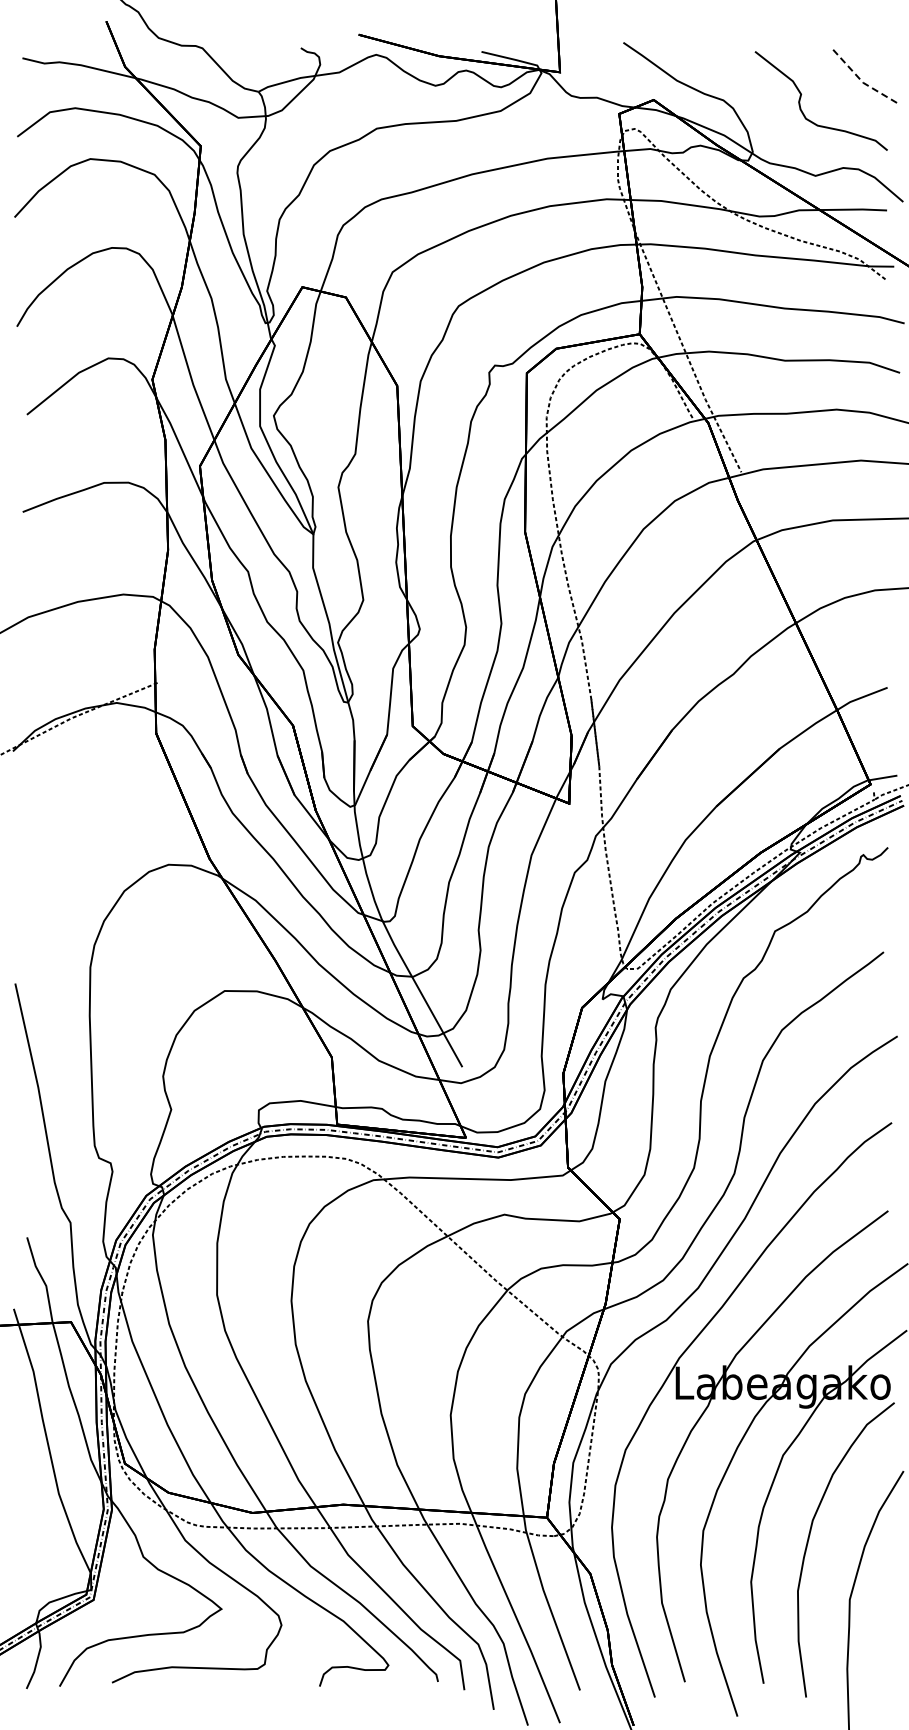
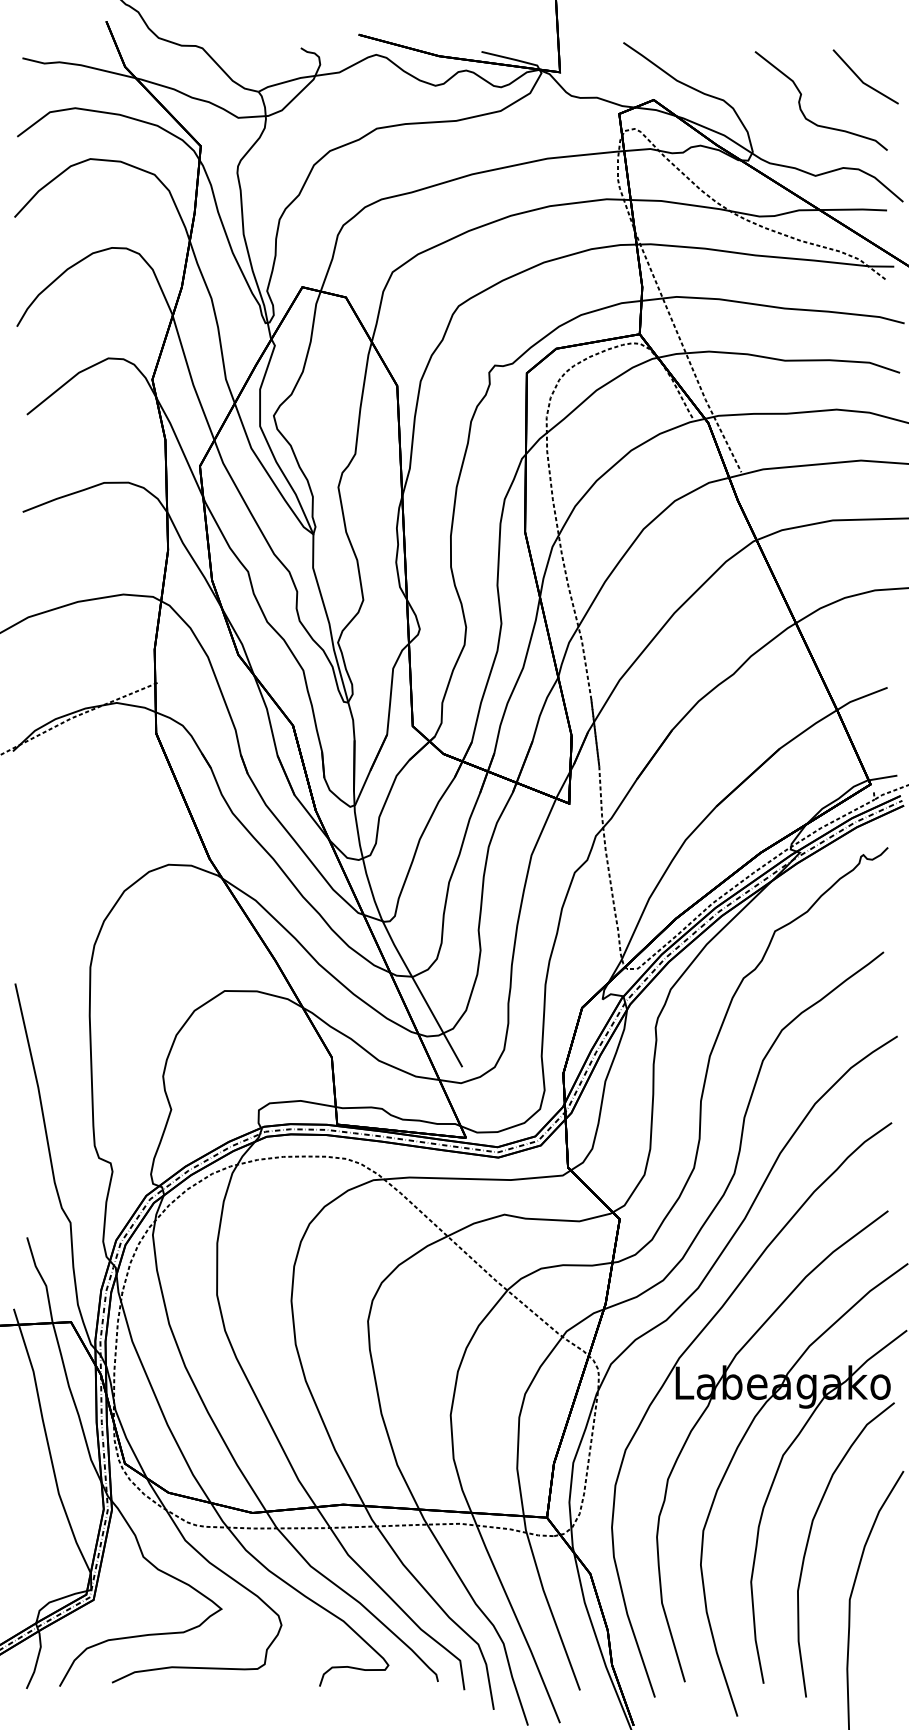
line: dashed -> solid (862, 82)
